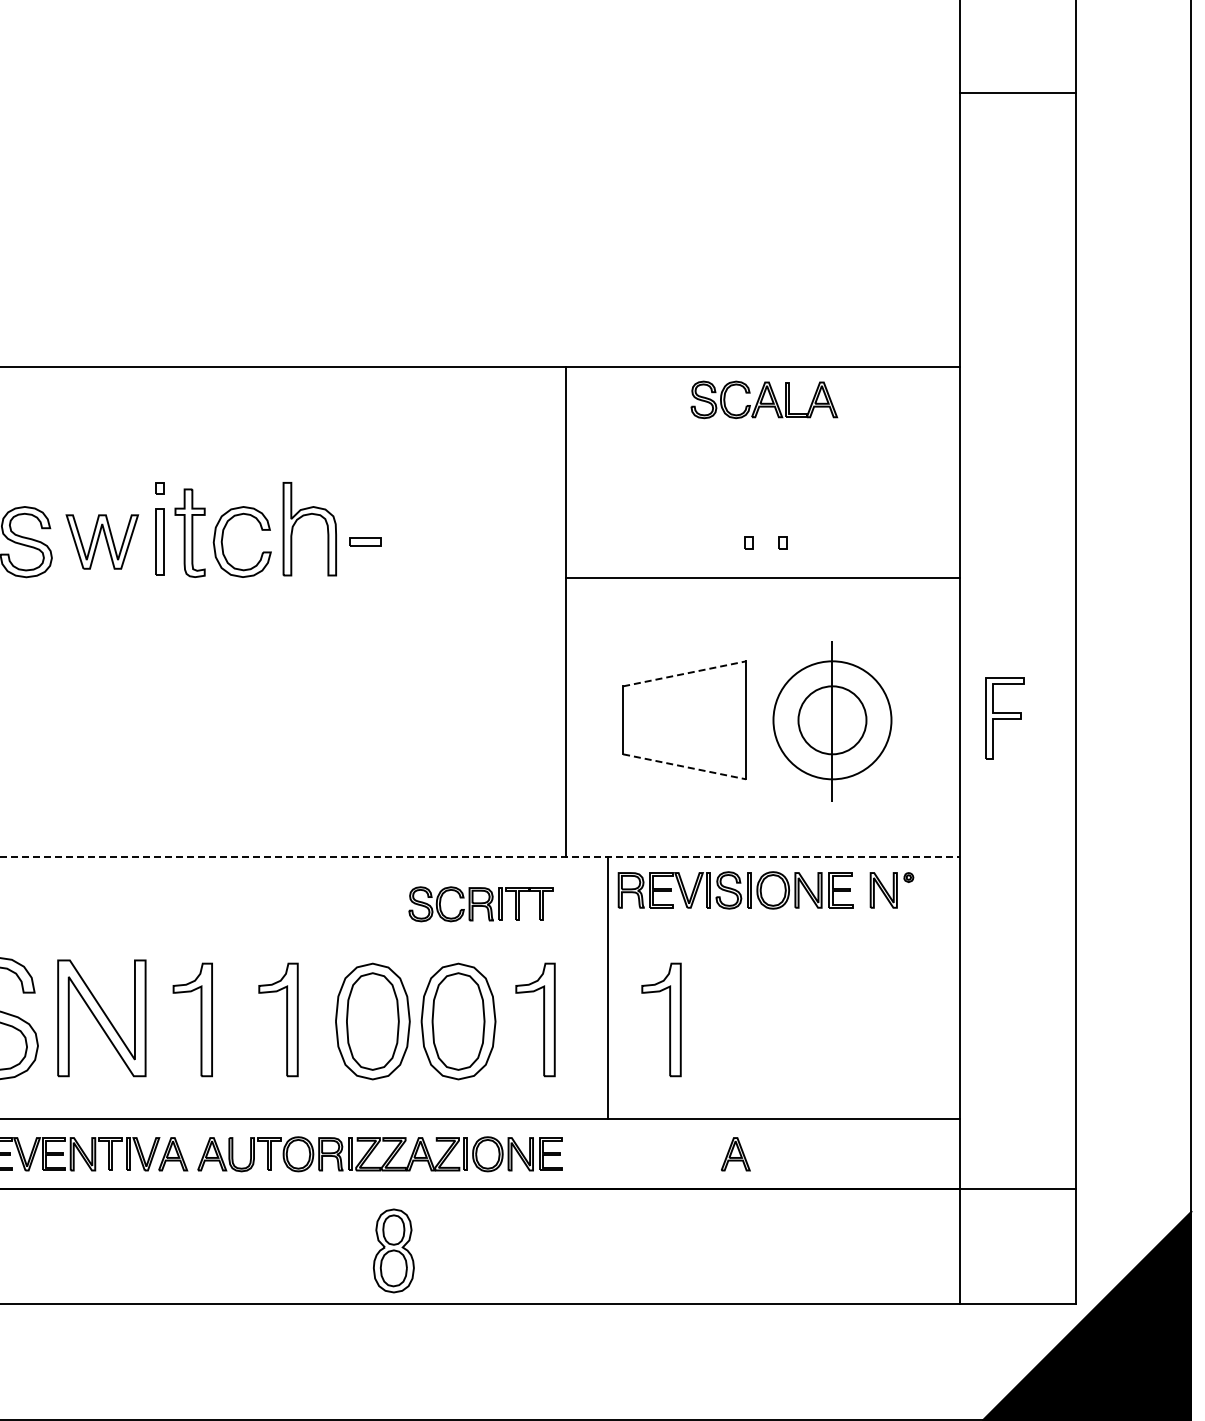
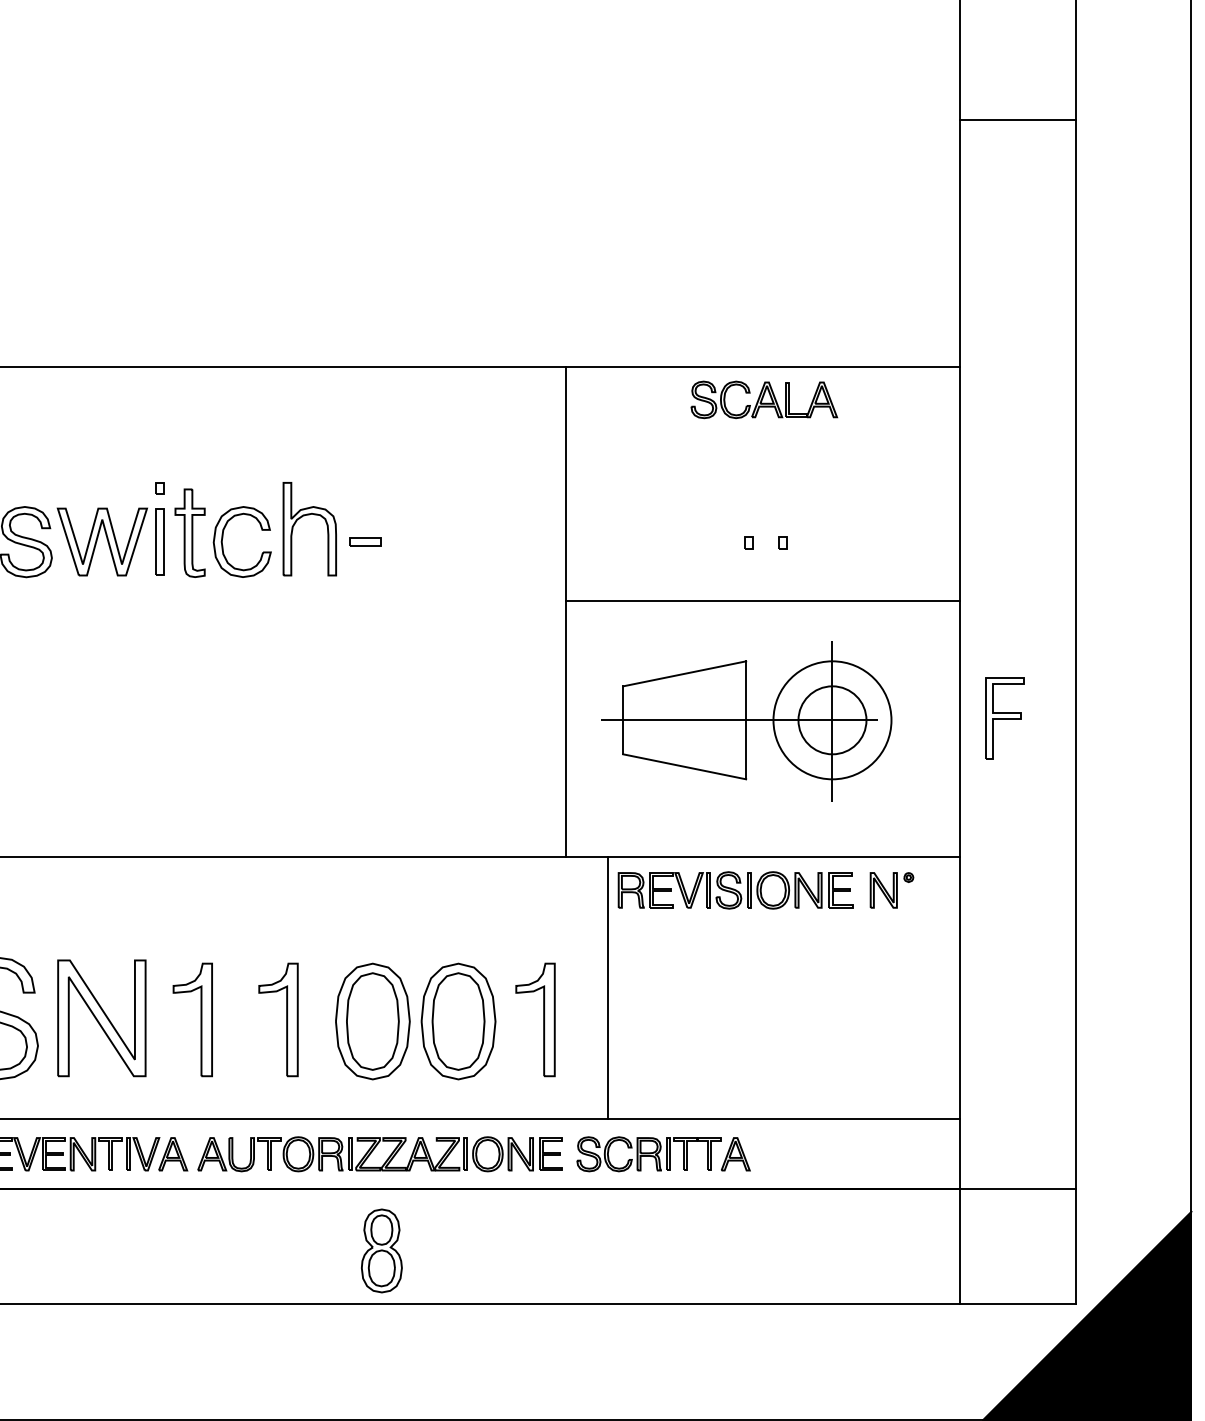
line position: (1017, 92) -> (1017, 119) (1017, 119)
part size: 75x56 px -> 92x70 px (101, 541)
line position: (762, 577) -> (762, 600) (762, 600)
line: dashed -> solid (684, 673)
line: none -> present (757, 720)
line: dashed -> solid (684, 766)
line: dashed -> solid (479, 857)
part position: (480, 904) -> (648, 1154) (648, 1154)
part: present -> none (669, 1019)
part position: (393, 1250) -> (381, 1250) (381, 1250)
